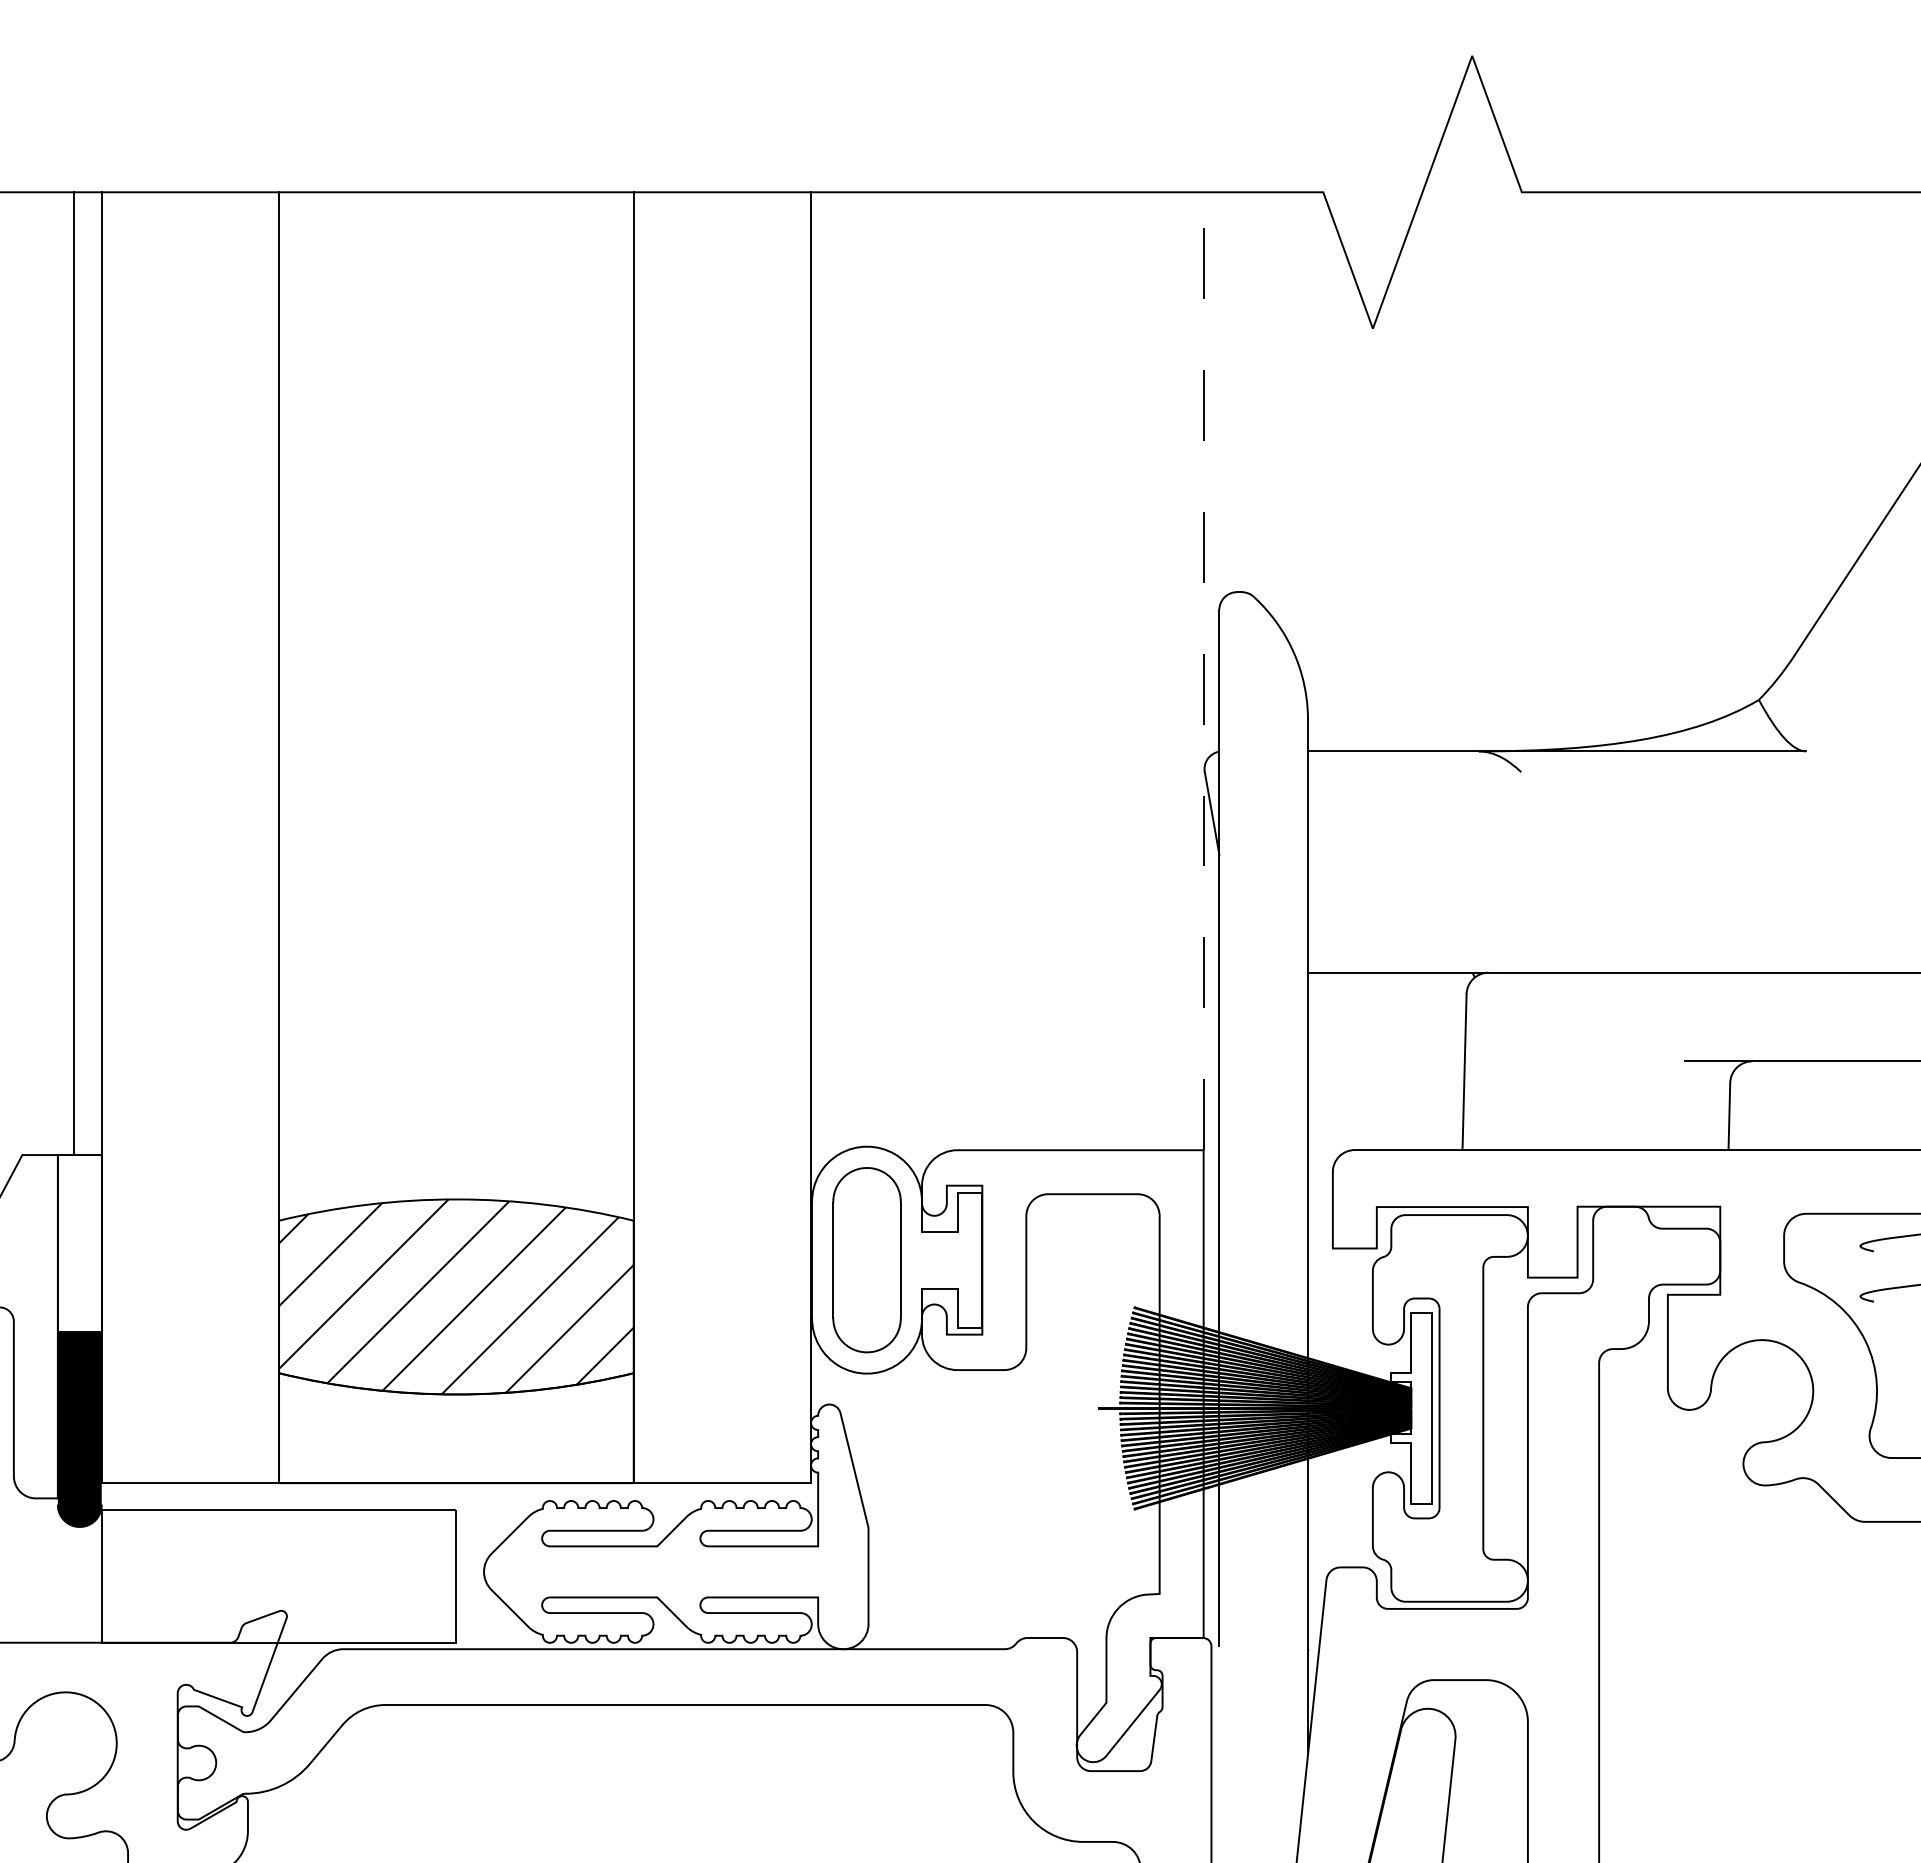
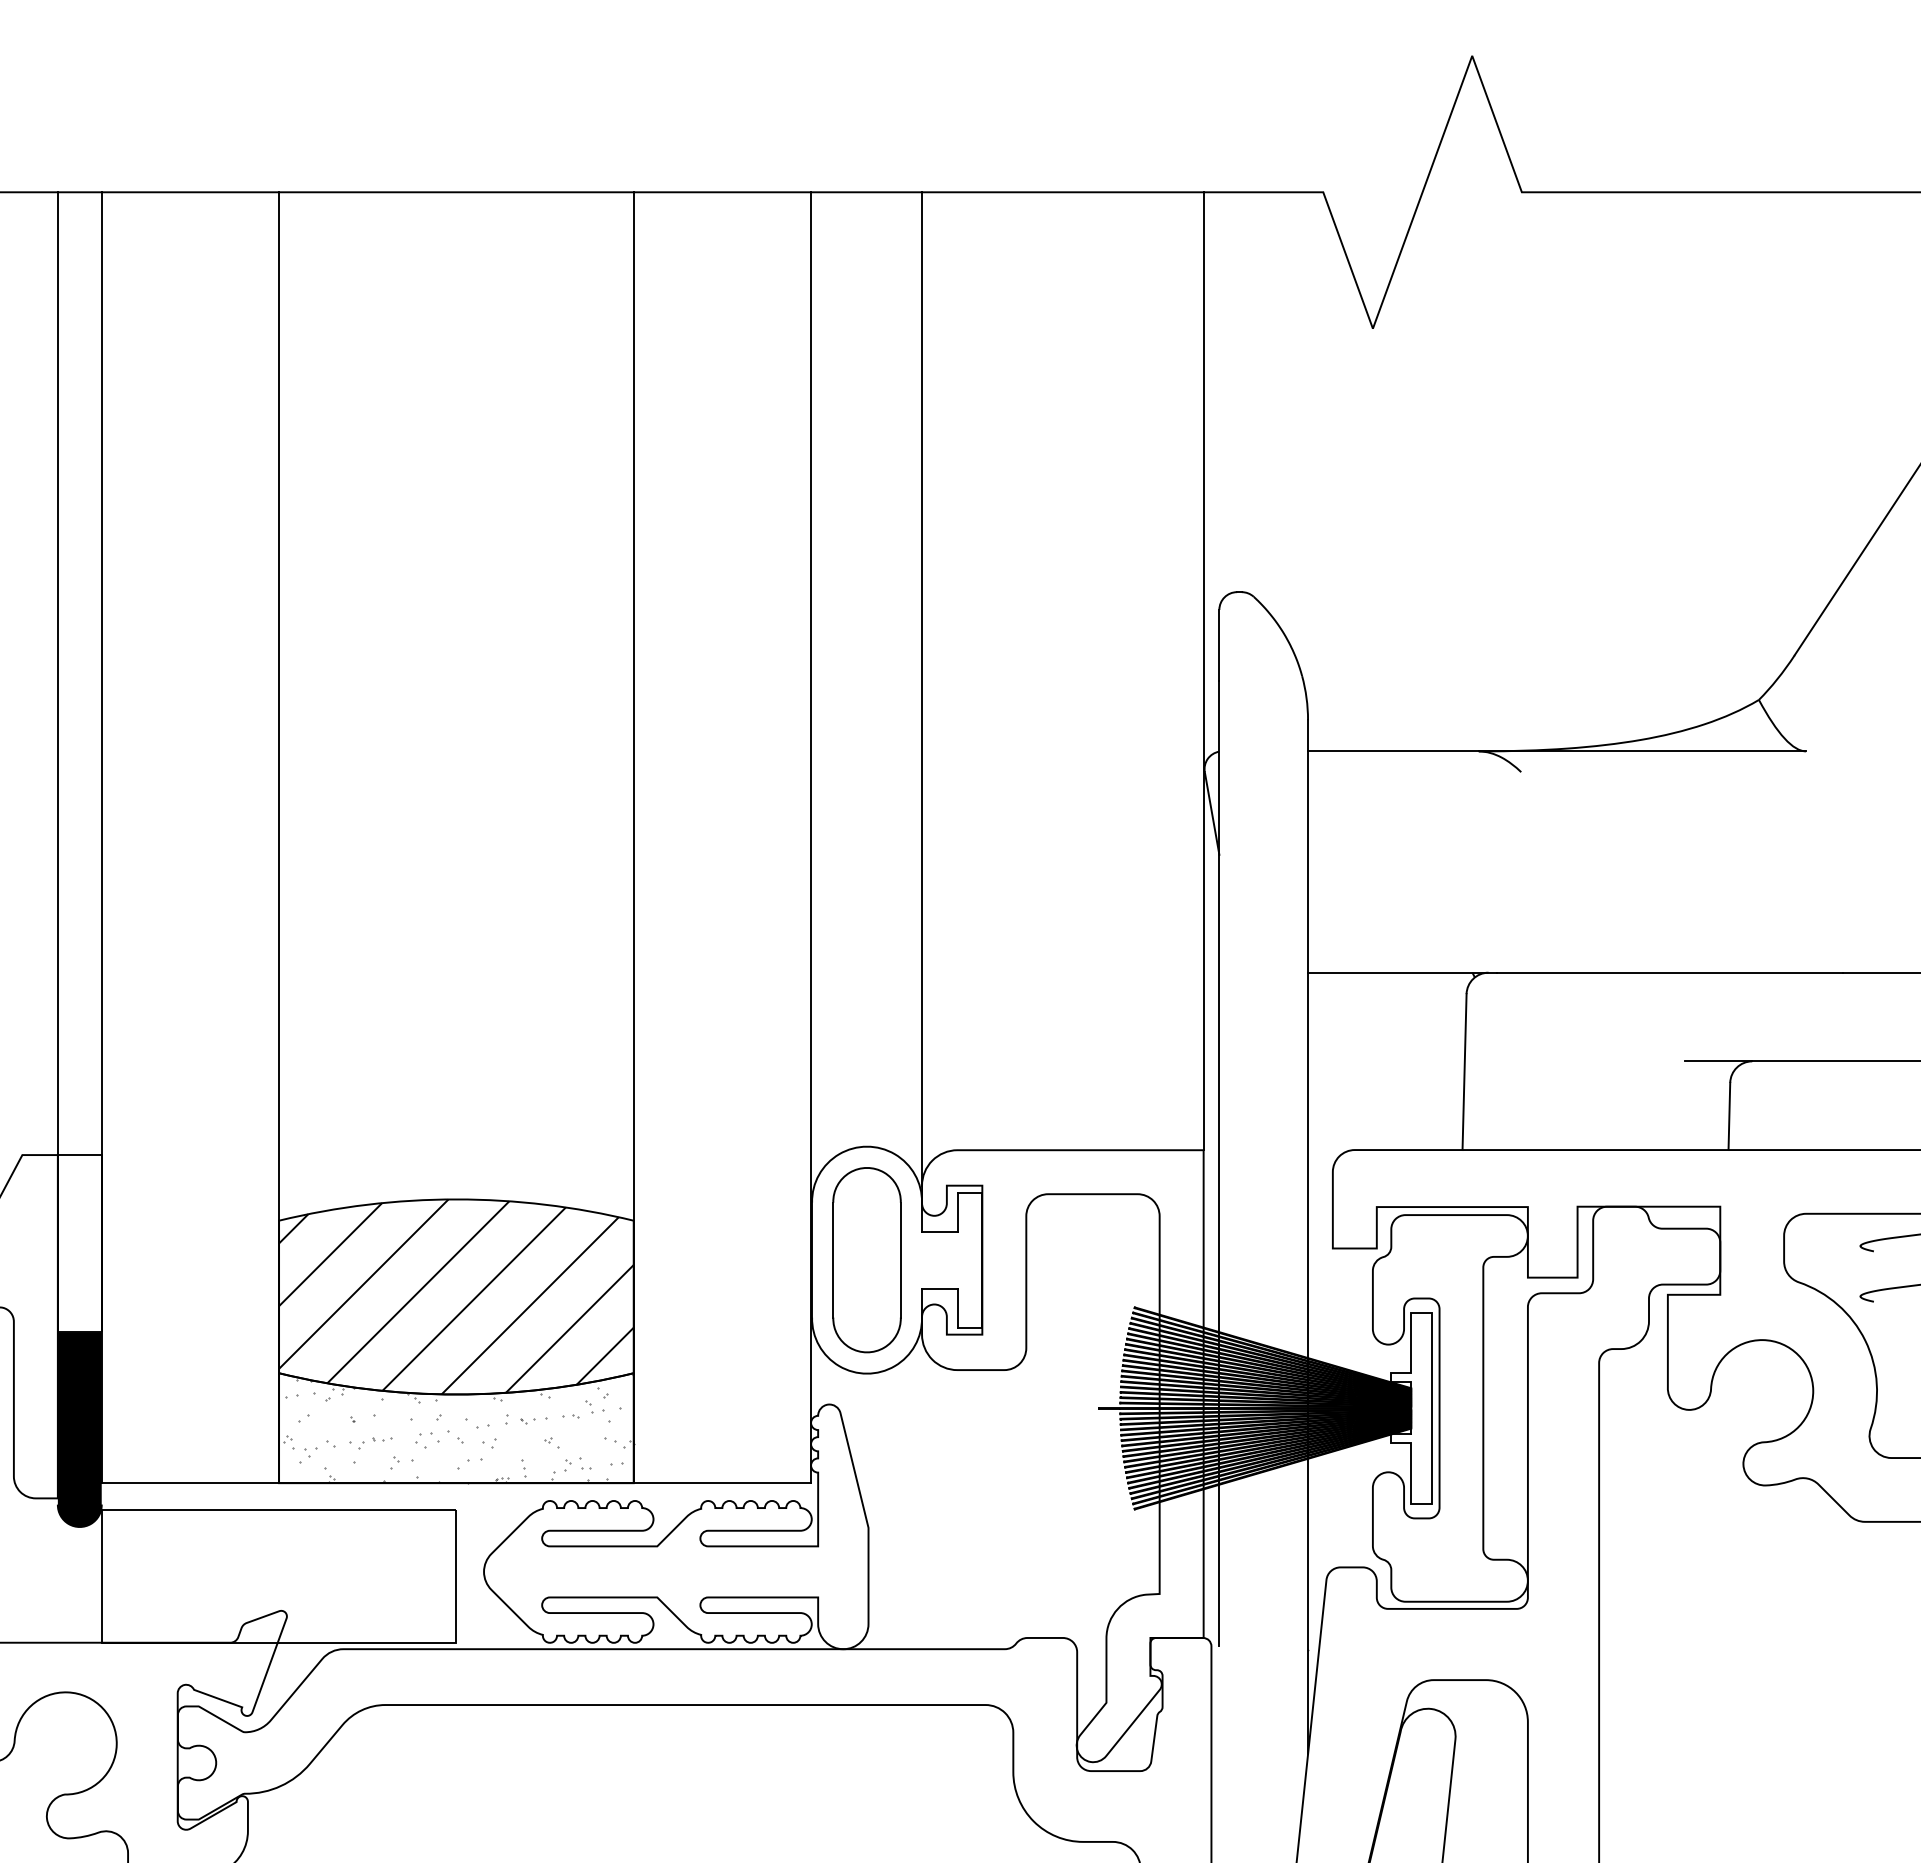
line: dashed -> solid (1203, 671)
line position: (73, 673) -> (57, 673) (57, 673)
line: none -> present (922, 688)
hatch: none -> present (458, 1429)
